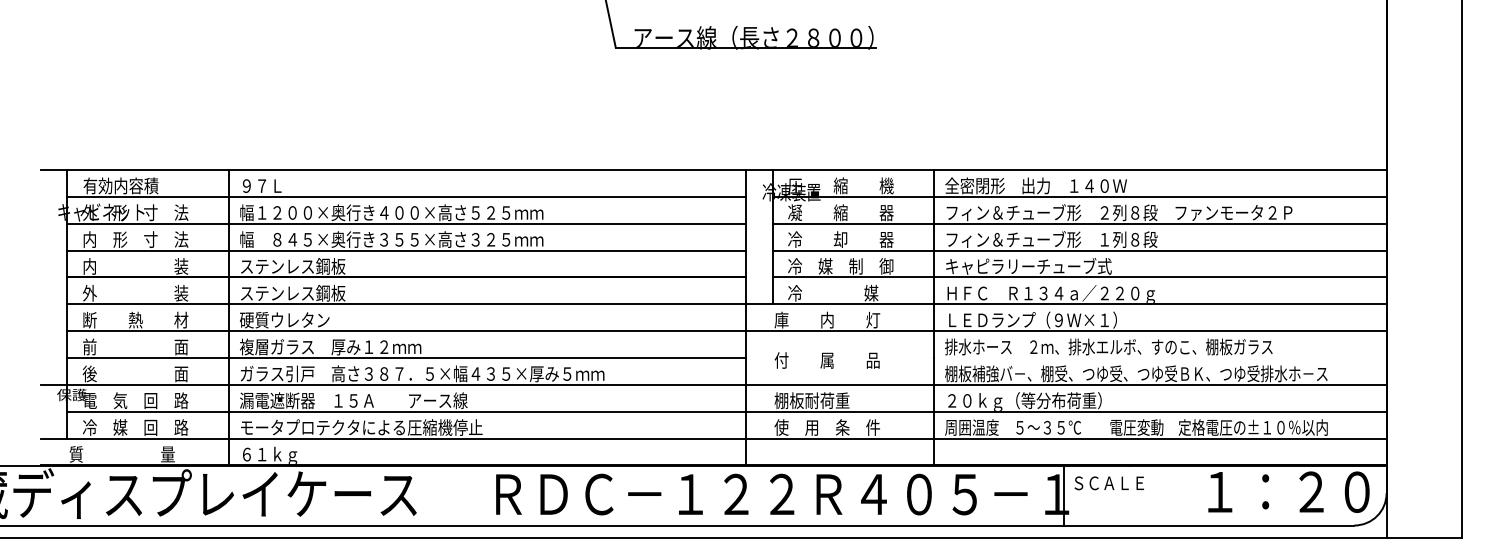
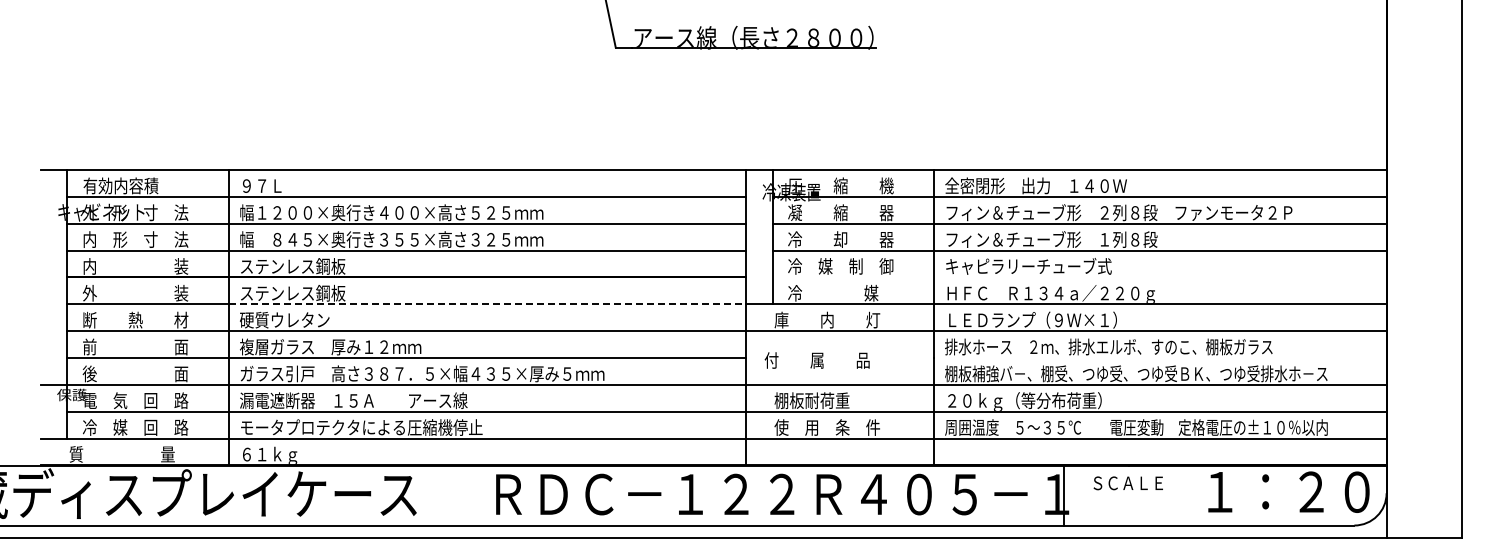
line: present -> none (1079, 277)
line: solid -> dashed (487, 304)
text position: (826, 360) -> (816, 360) (816, 360)
text position: (1108, 483) -> (1127, 483) (1127, 483)
